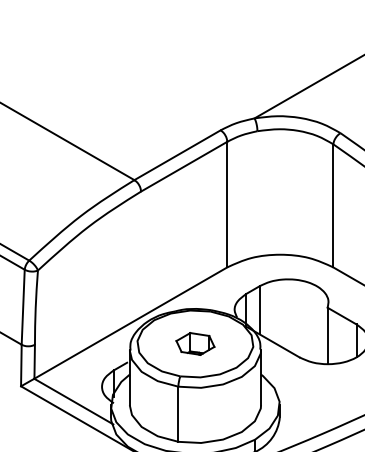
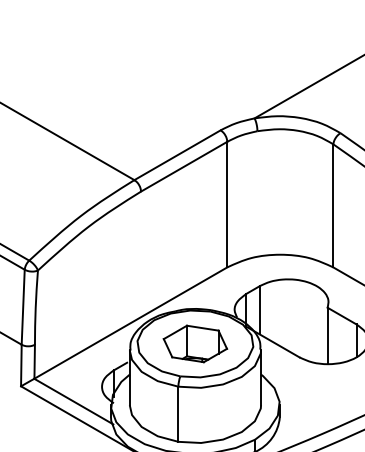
part size: 41x24 px -> 67x40 px (195, 343)
